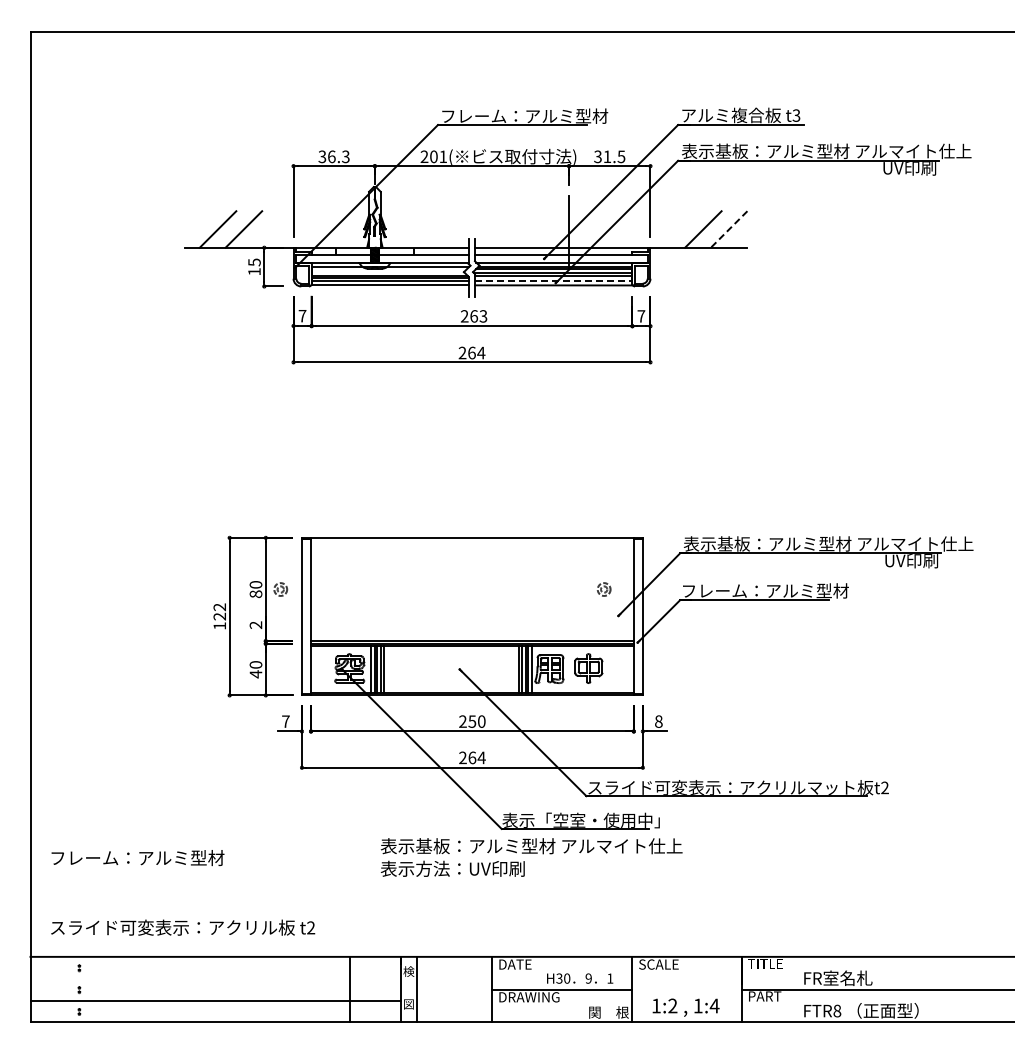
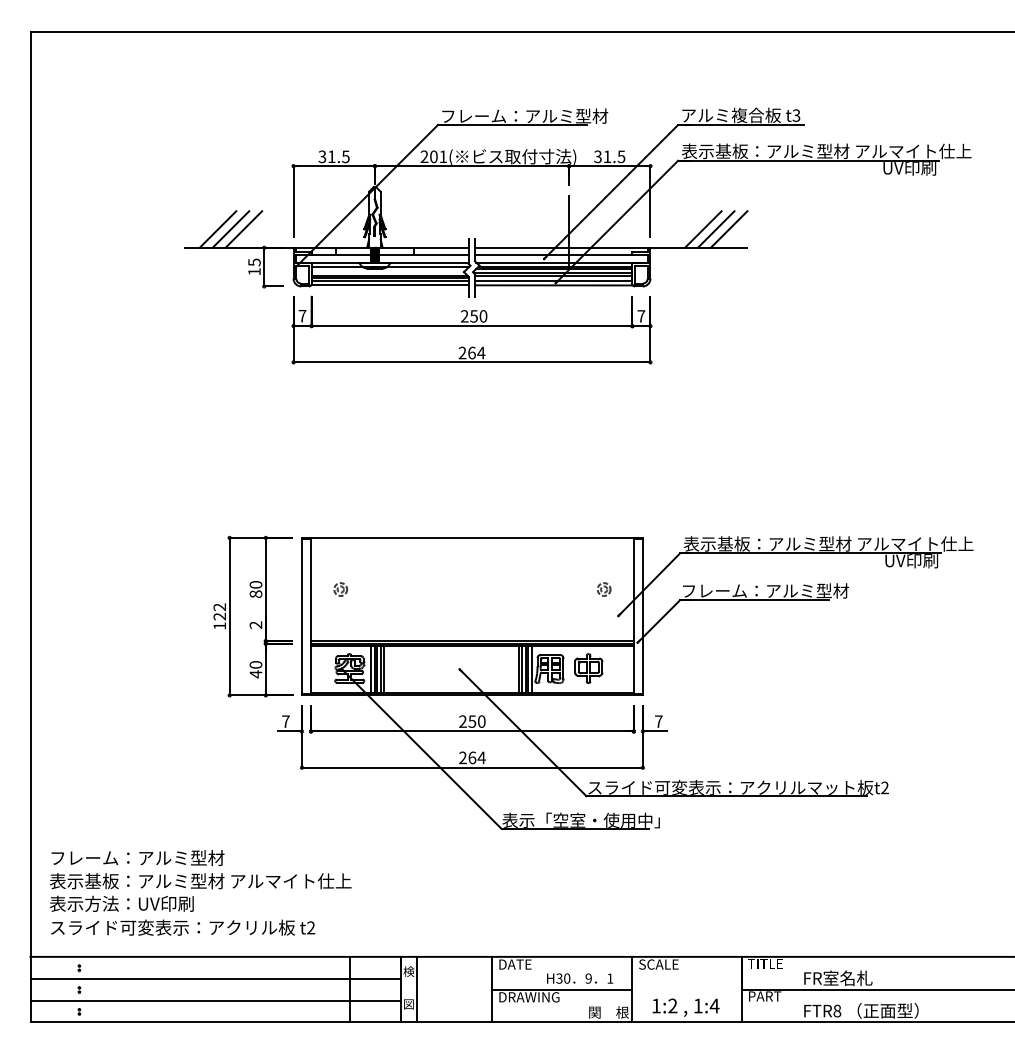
text: 36.3 -> 31.5 (338, 156)
line: none -> present (230, 229)
line: none -> present (716, 229)
line: dashed -> solid (729, 229)
line: dashed -> solid (553, 280)
text: 263 -> 250 (478, 316)
part position: (280, 589) -> (340, 589) (340, 589)
text: 8 -> 7 (658, 721)
text position: (531, 857) -> (200, 892) (200, 892)
line: none -> present (215, 978)
